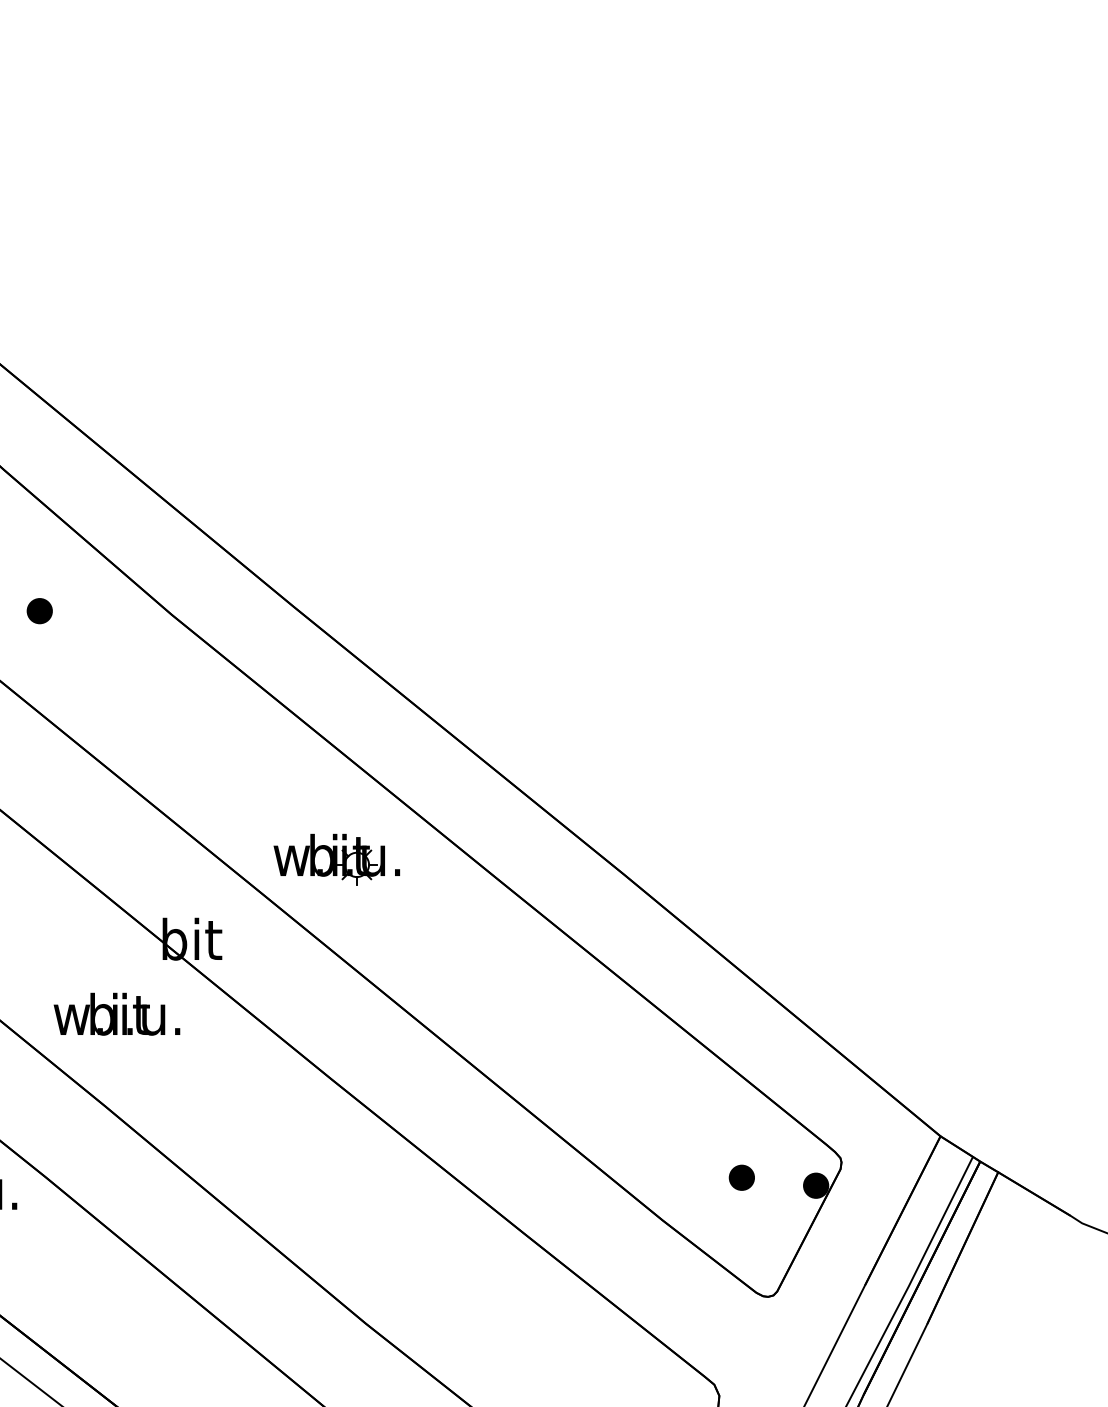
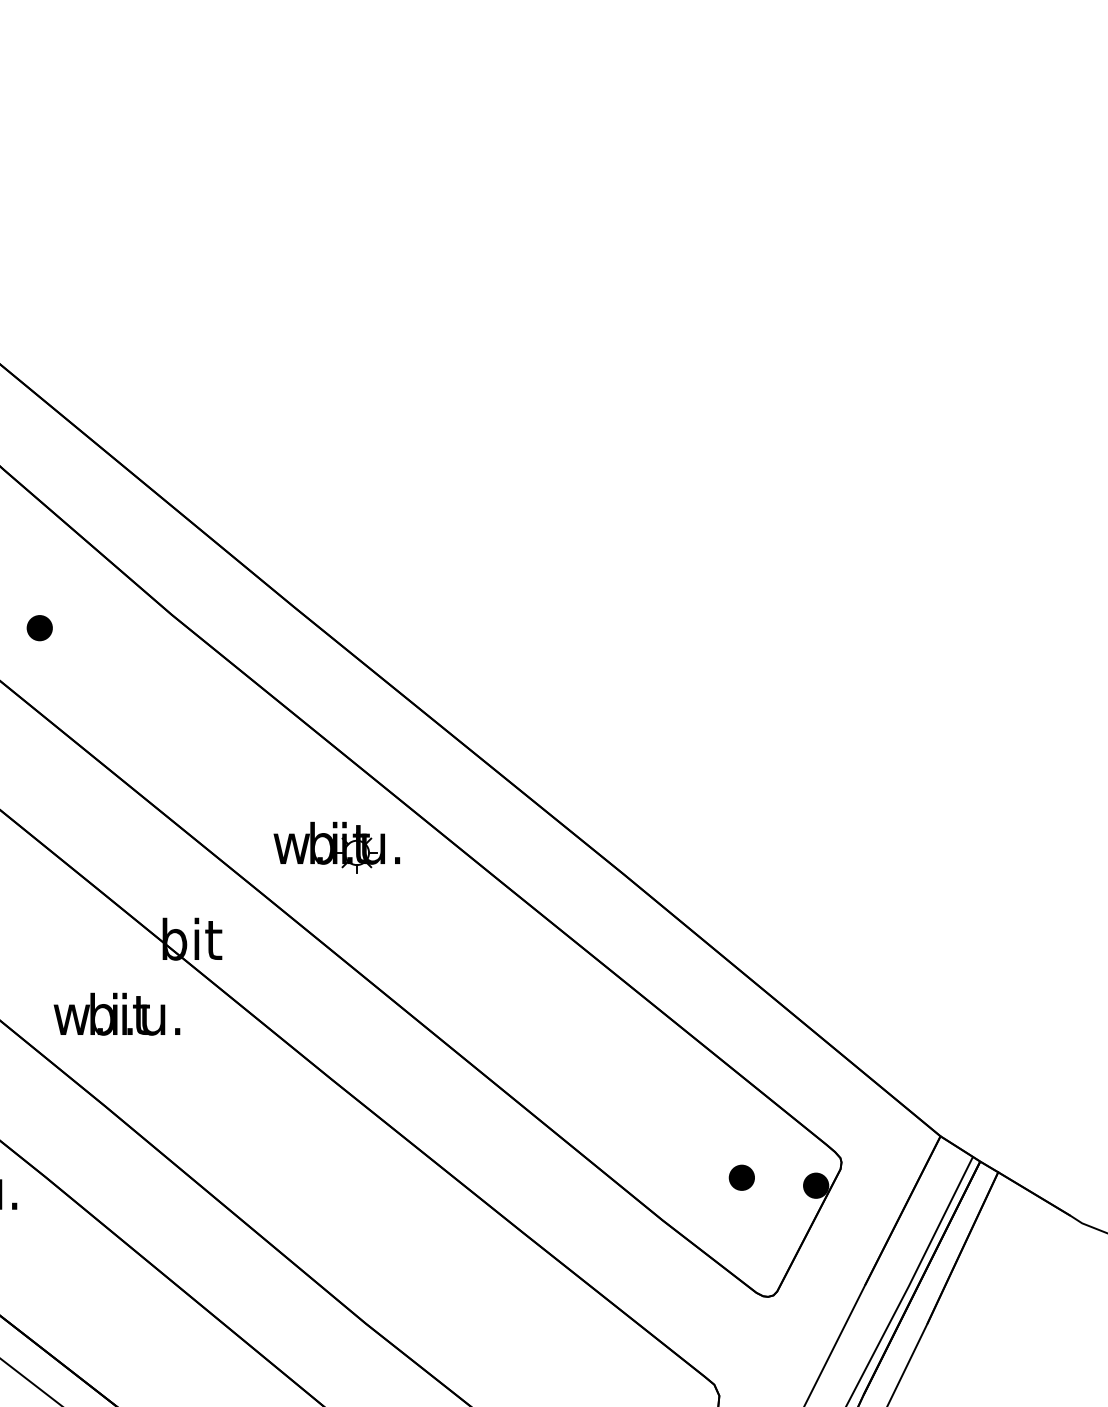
part position: (39, 611) -> (39, 628) (39, 628)
part position: (336, 859) -> (336, 847) (336, 847)
